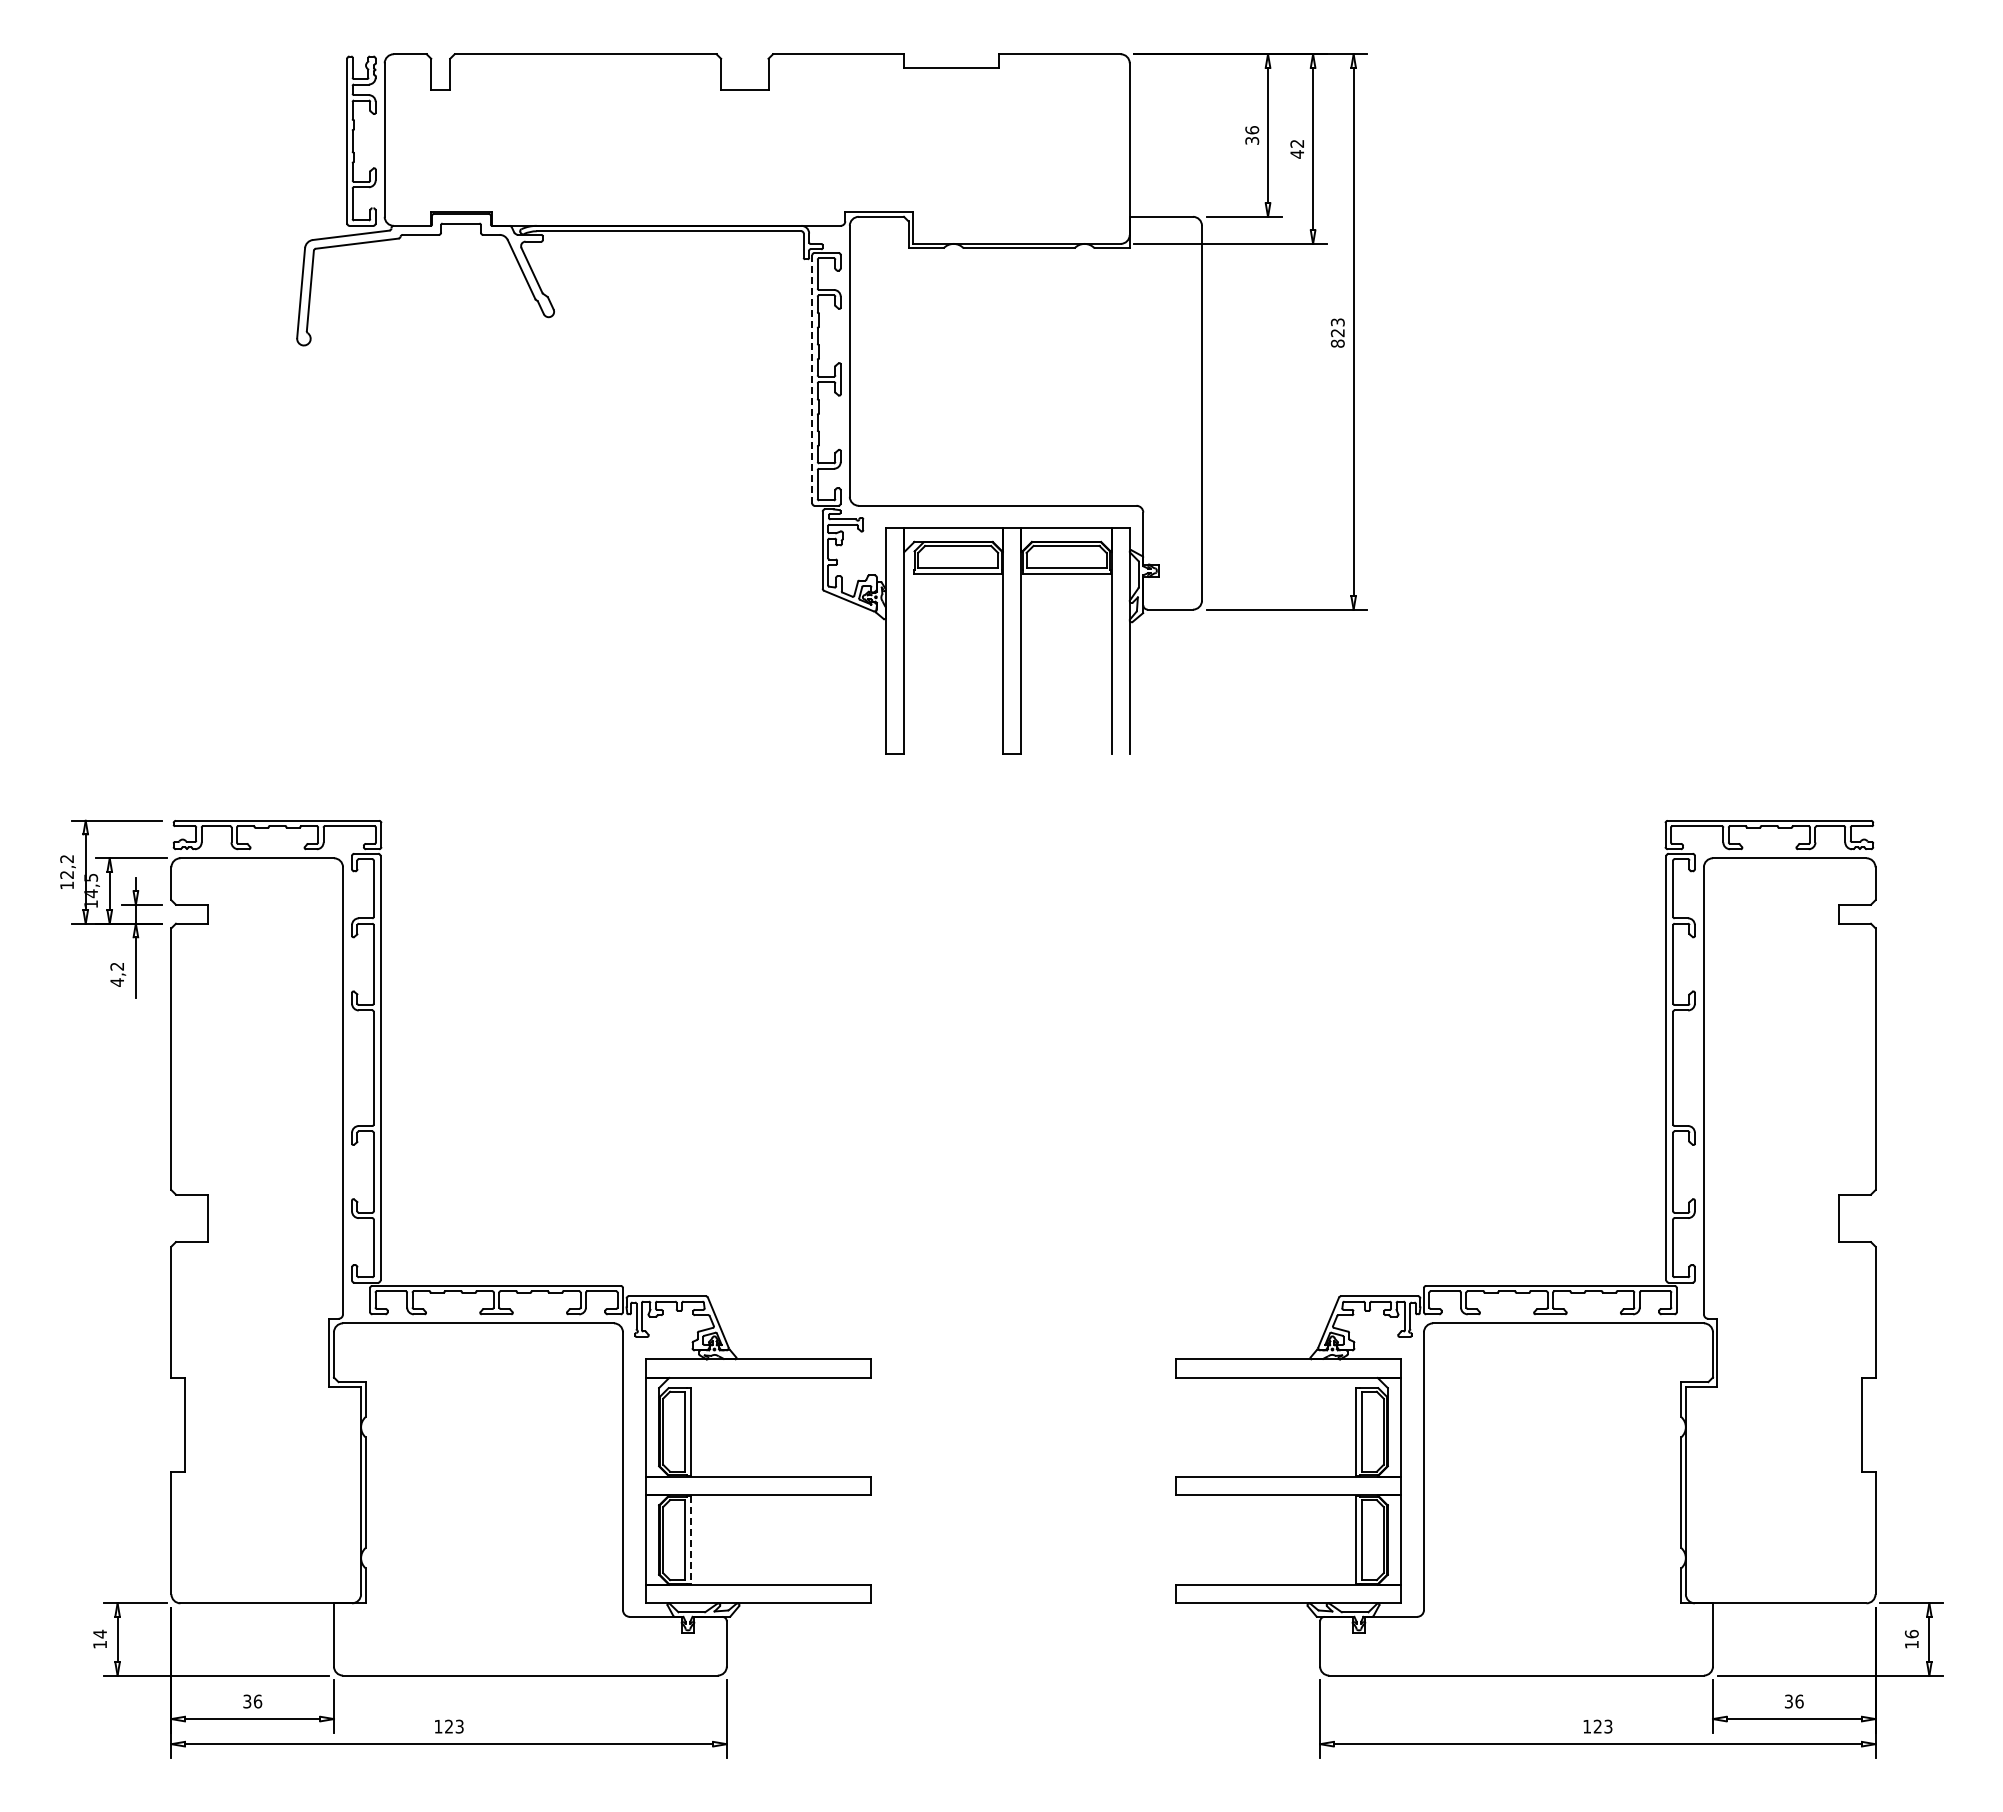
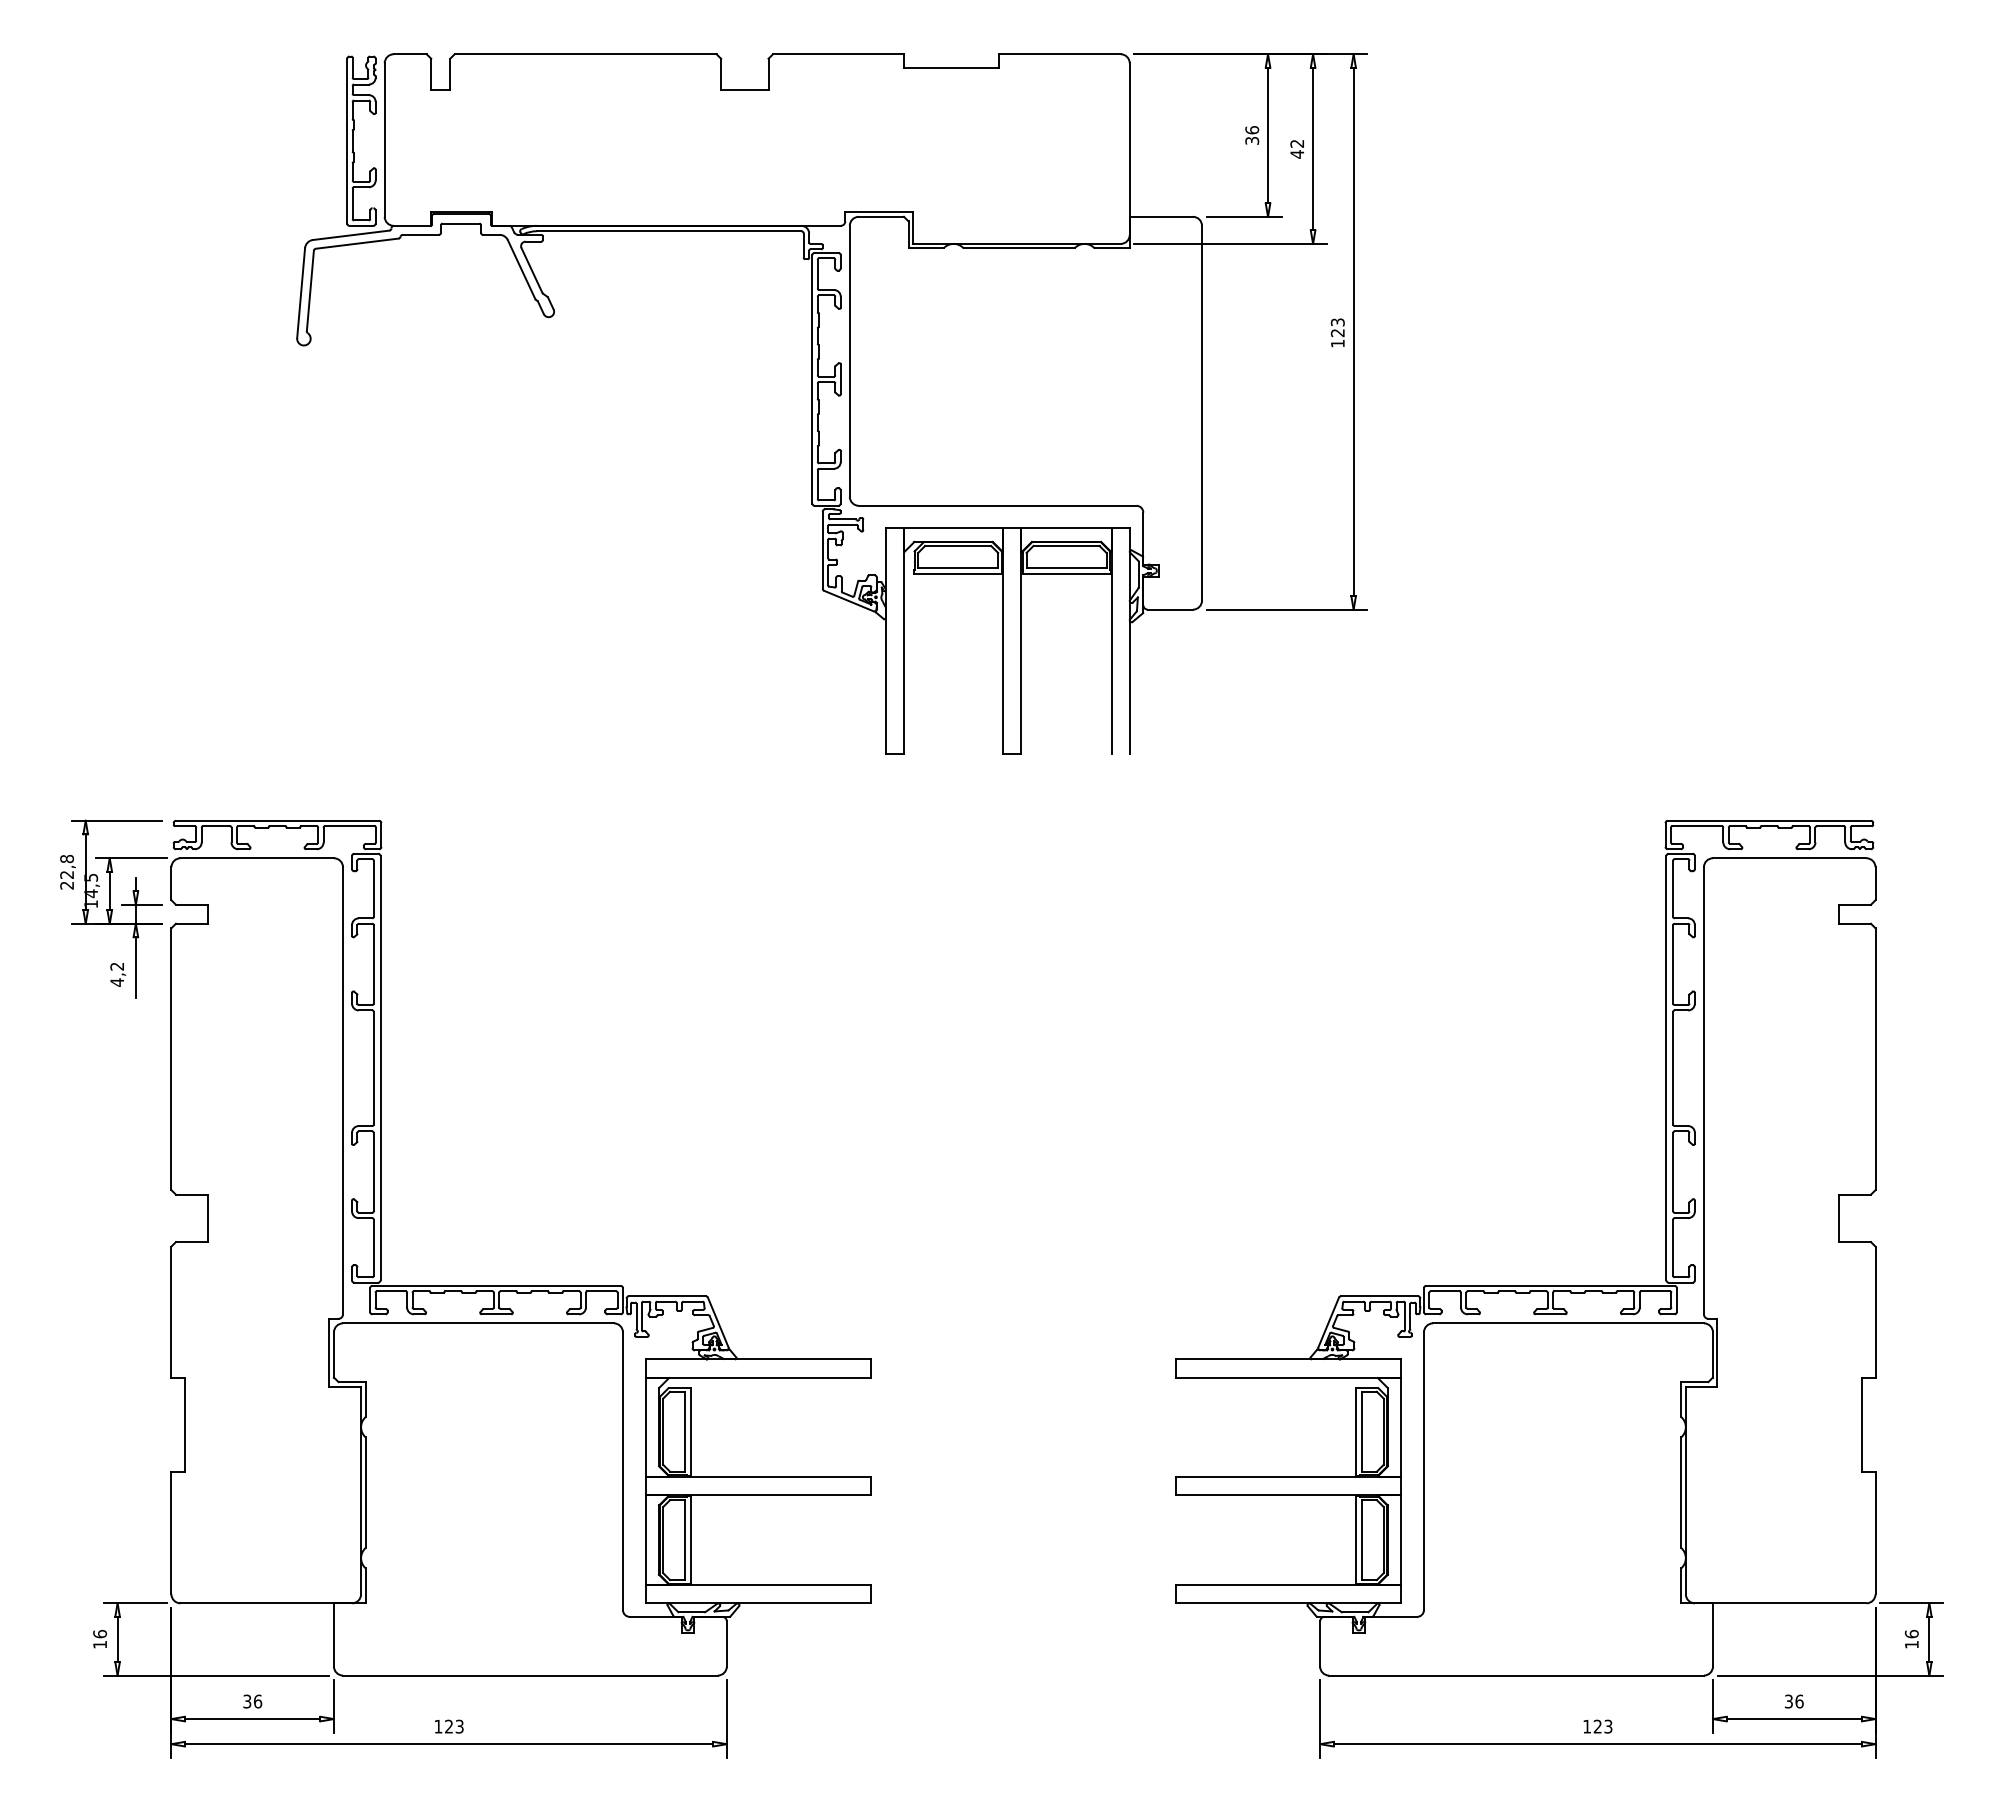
text: 823 -> 123 (1337, 343)
line: dashed -> solid (812, 378)
text: 12,2 -> 22,8 (67, 871)
line: dashed -> solid (690, 1540)
text: 14 -> 16 (100, 1633)
